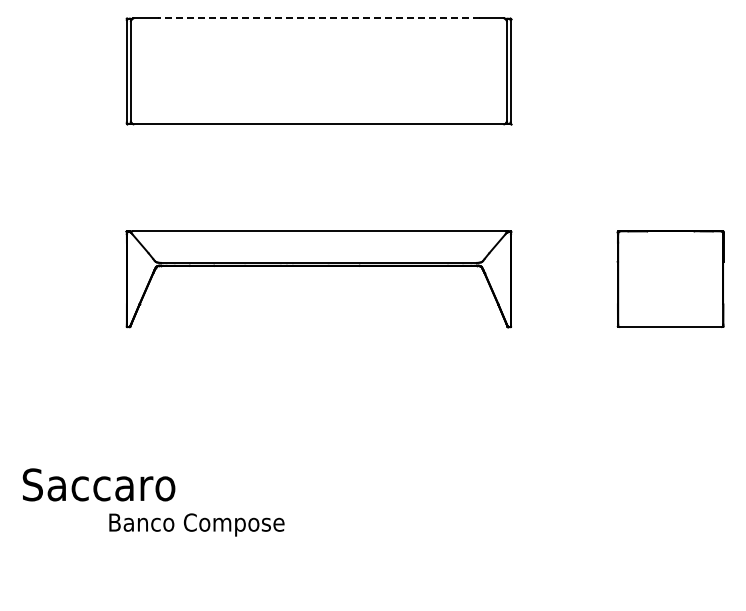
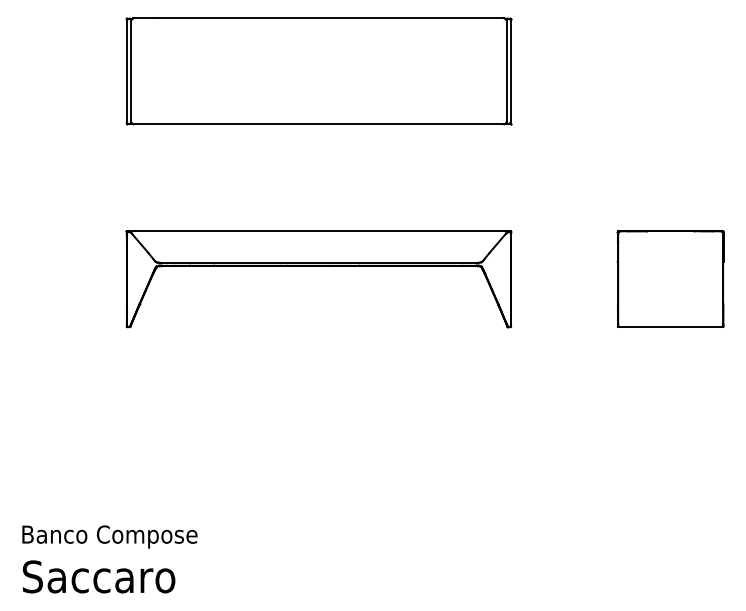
line: dashed -> solid (318, 18)
text position: (98, 484) -> (98, 576) (98, 576)
text position: (196, 524) -> (109, 536) (109, 536)
